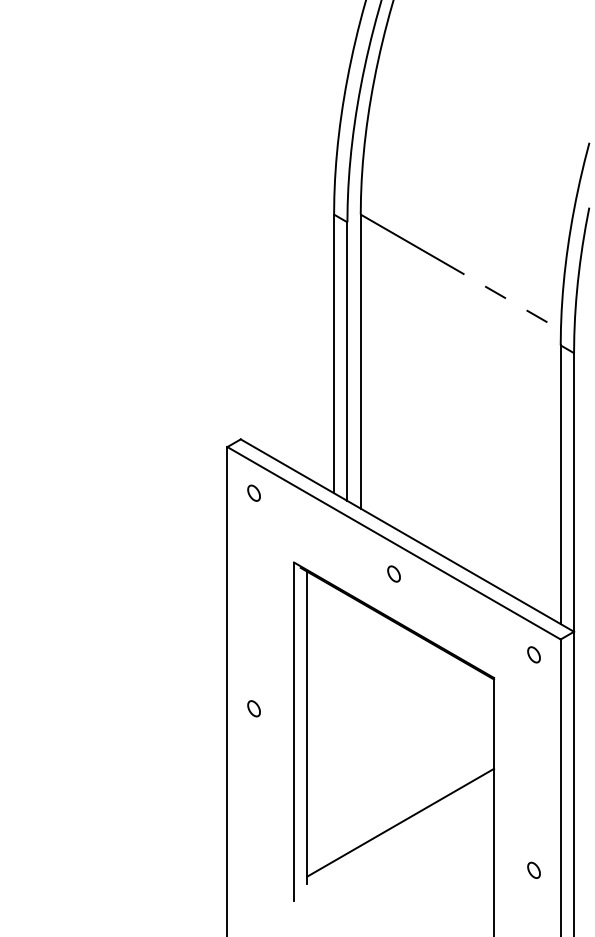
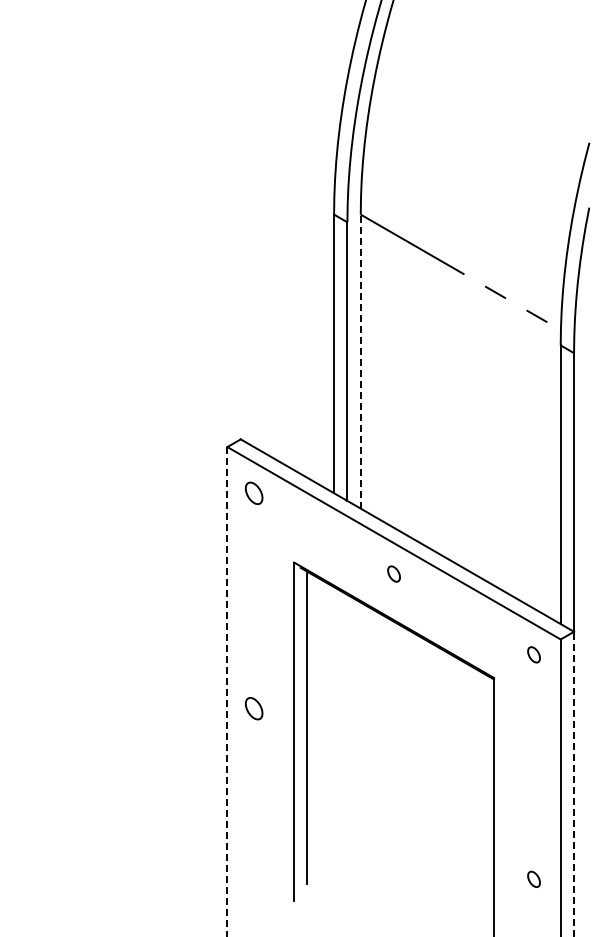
line: solid -> dashed (360, 361)
part size: 14x18 px -> 20x25 px (253, 493)
line: solid -> dashed (227, 691)
part size: 14x18 px -> 20x24 px (253, 708)
line: solid -> dashed (574, 783)
line: present -> none (400, 822)
part position: (533, 869) -> (533, 878) (533, 878)
